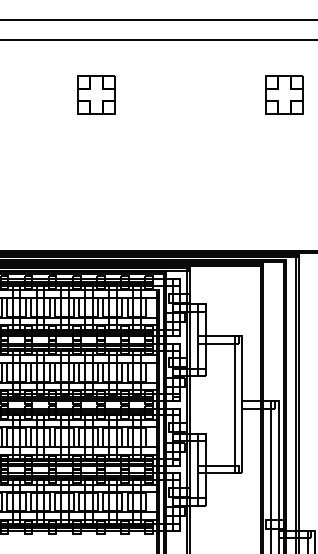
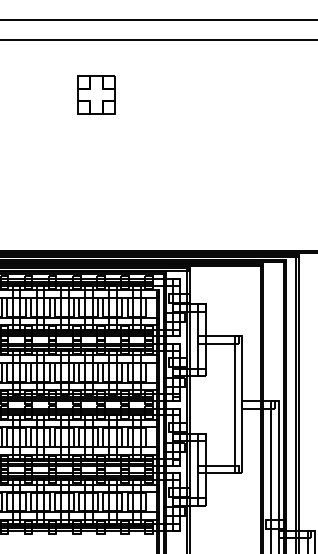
part: present -> none (284, 94)
